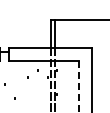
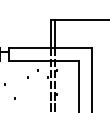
line: dashed -> solid (79, 86)
